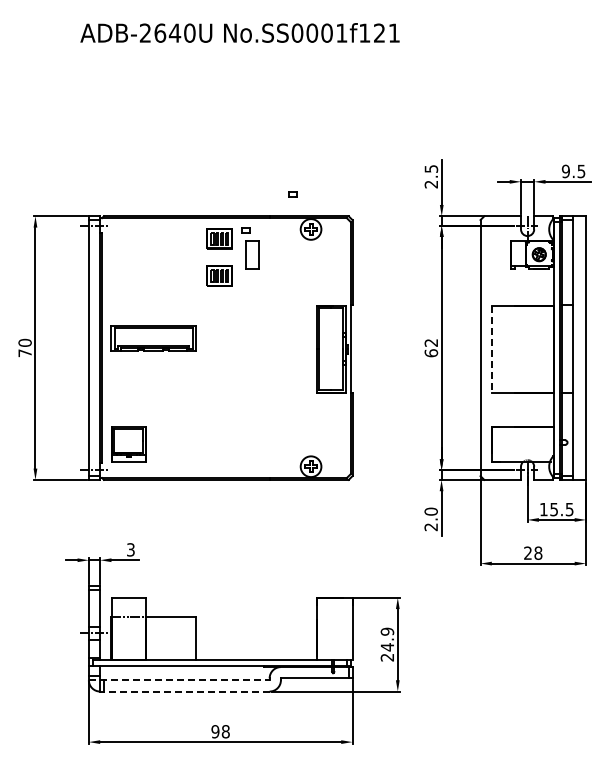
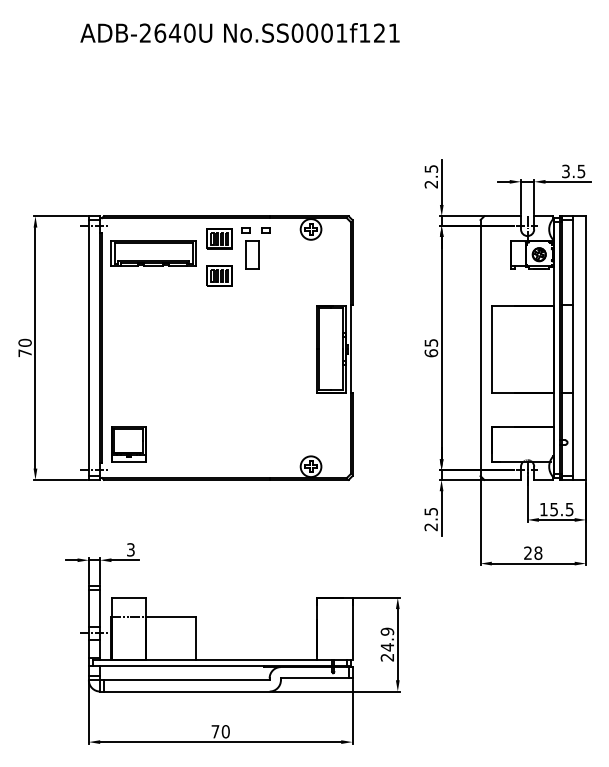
text: 9.5 -> 3.5 (565, 171)
part position: (292, 194) -> (265, 230) (265, 230)
part position: (153, 338) -> (153, 253) (153, 253)
text: 62 -> 65 (431, 342)
line: dashed -> solid (492, 349)
text: 2.0 -> 2.5 (430, 511)
line: dashed -> solid (179, 680)
line: dashed -> solid (184, 691)
text: 98 -> 70 (220, 731)
